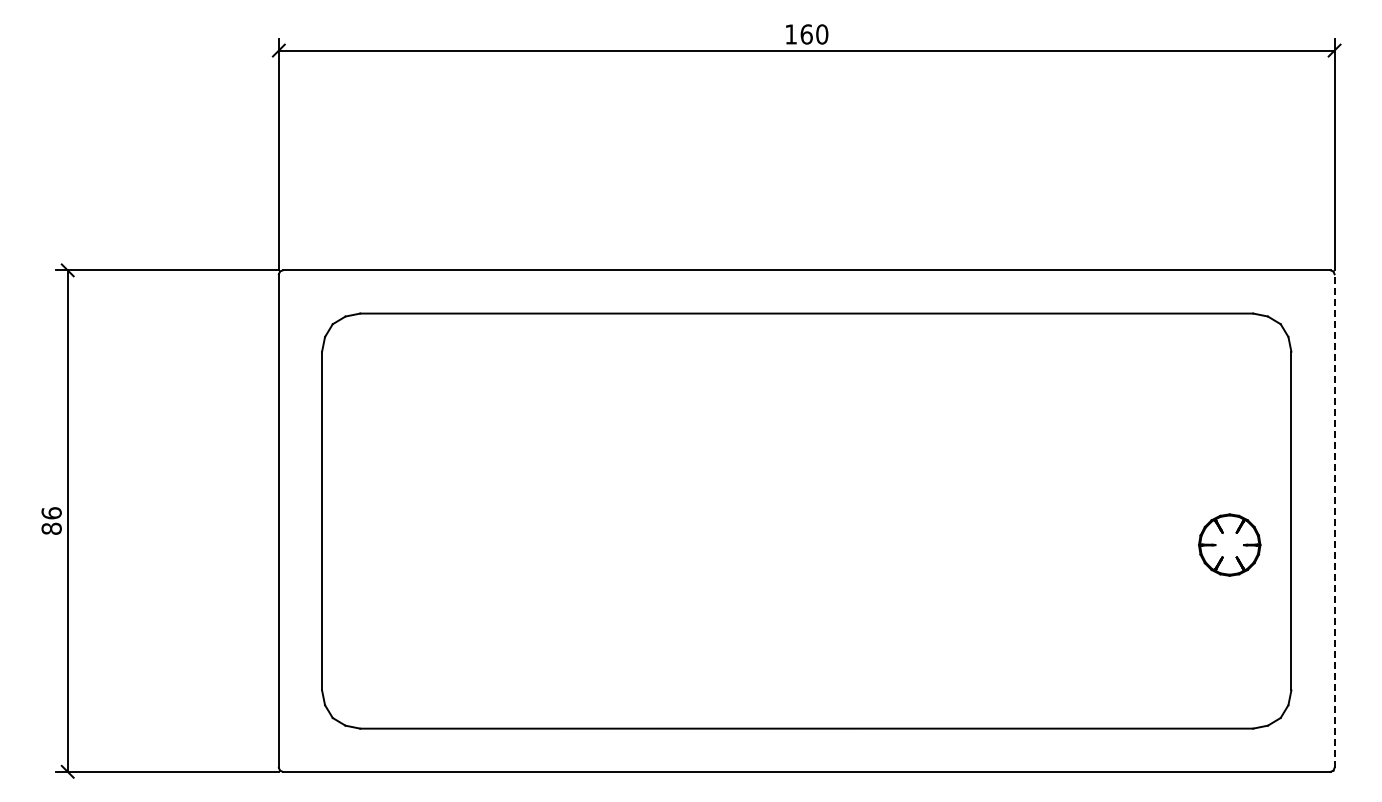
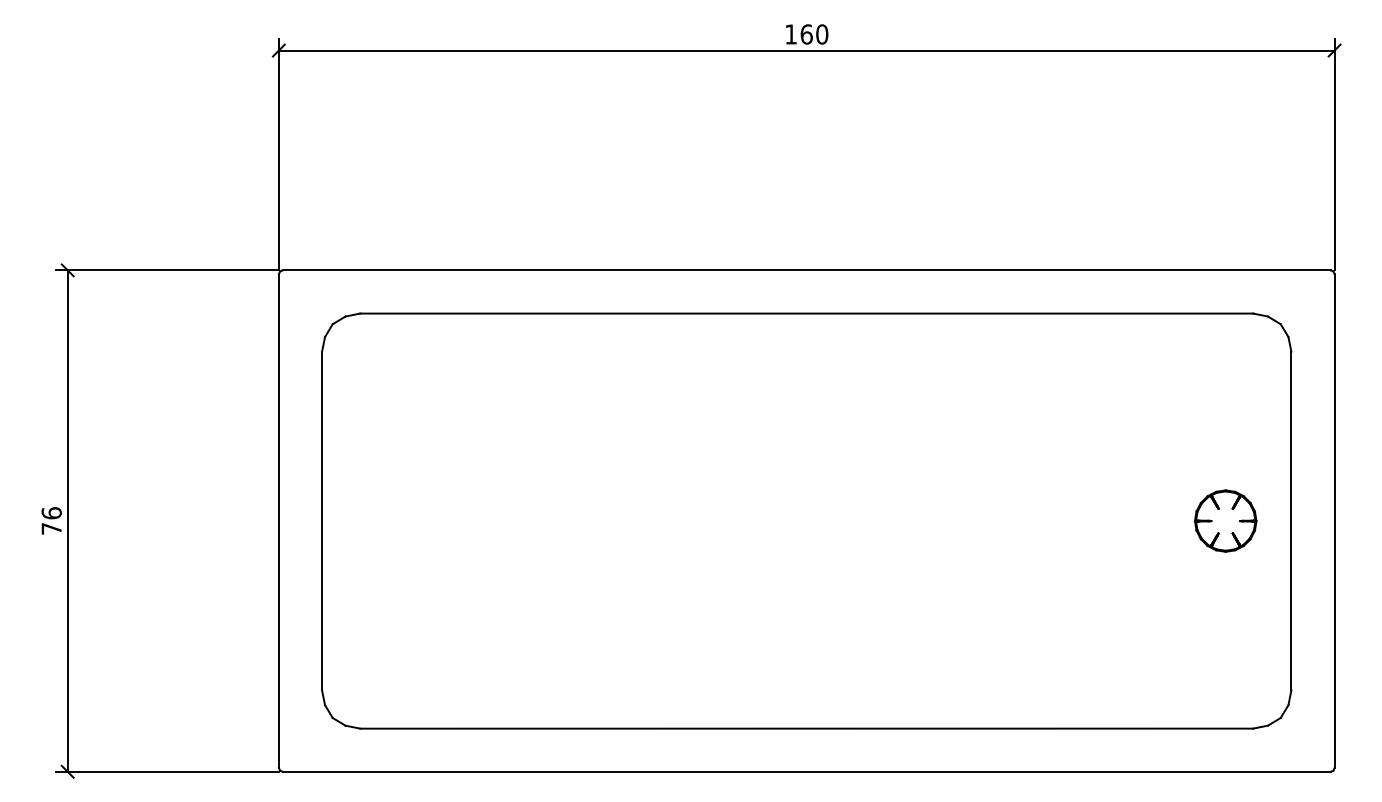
line: dashed -> solid (1334, 521)
text: 86 -> 76 (51, 528)
part position: (1229, 544) -> (1225, 520) (1225, 520)
